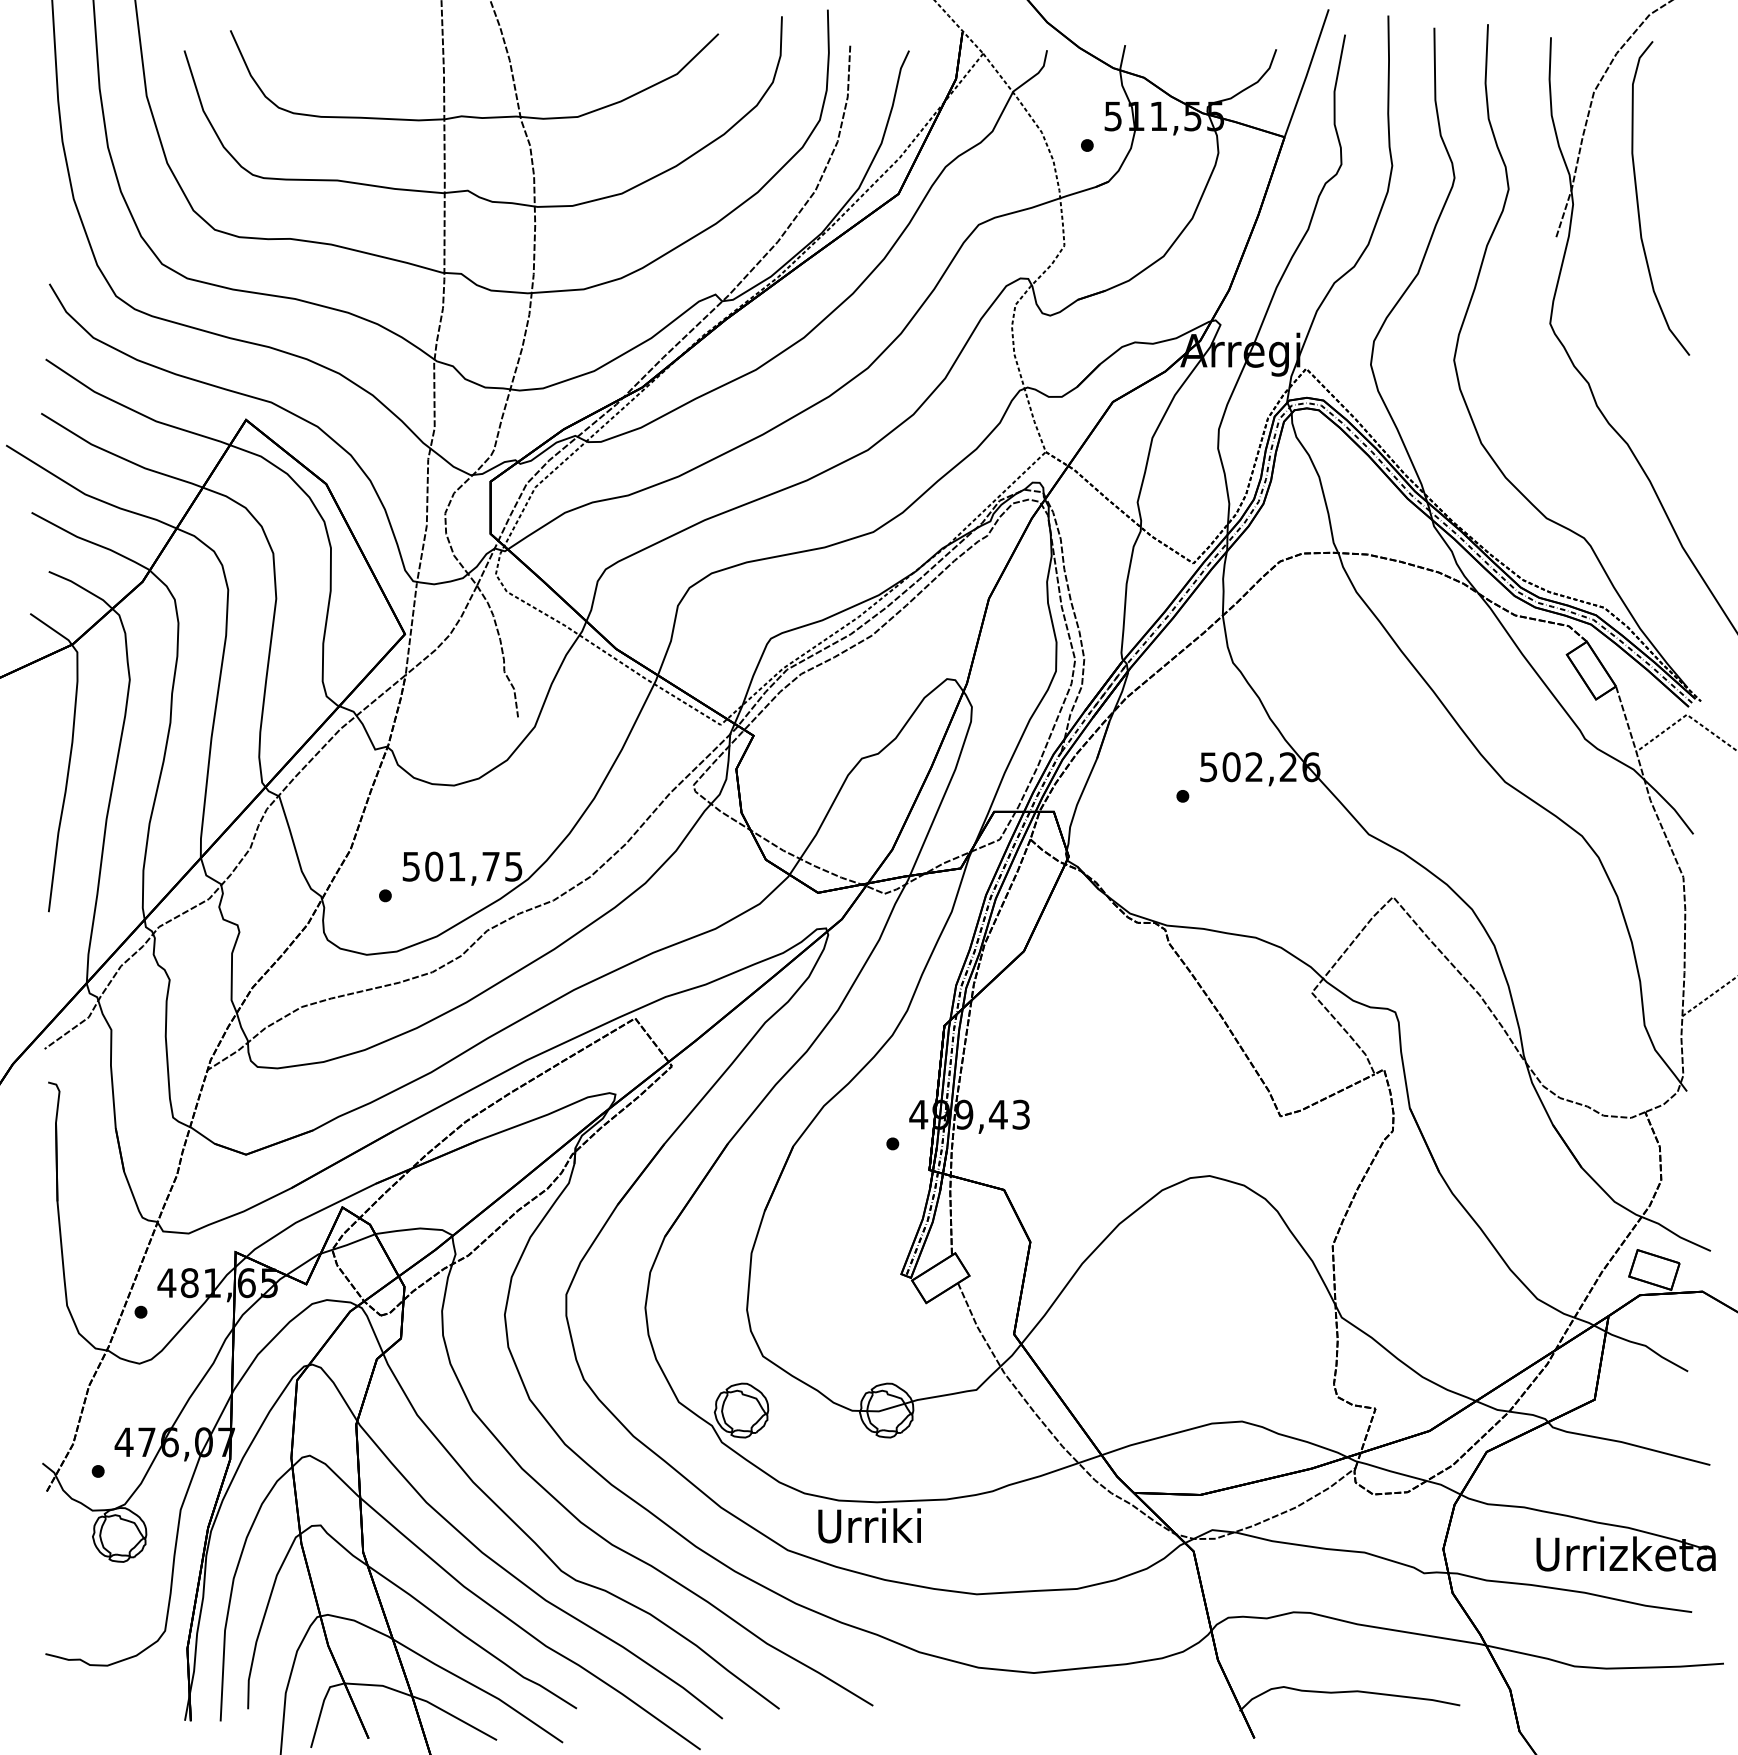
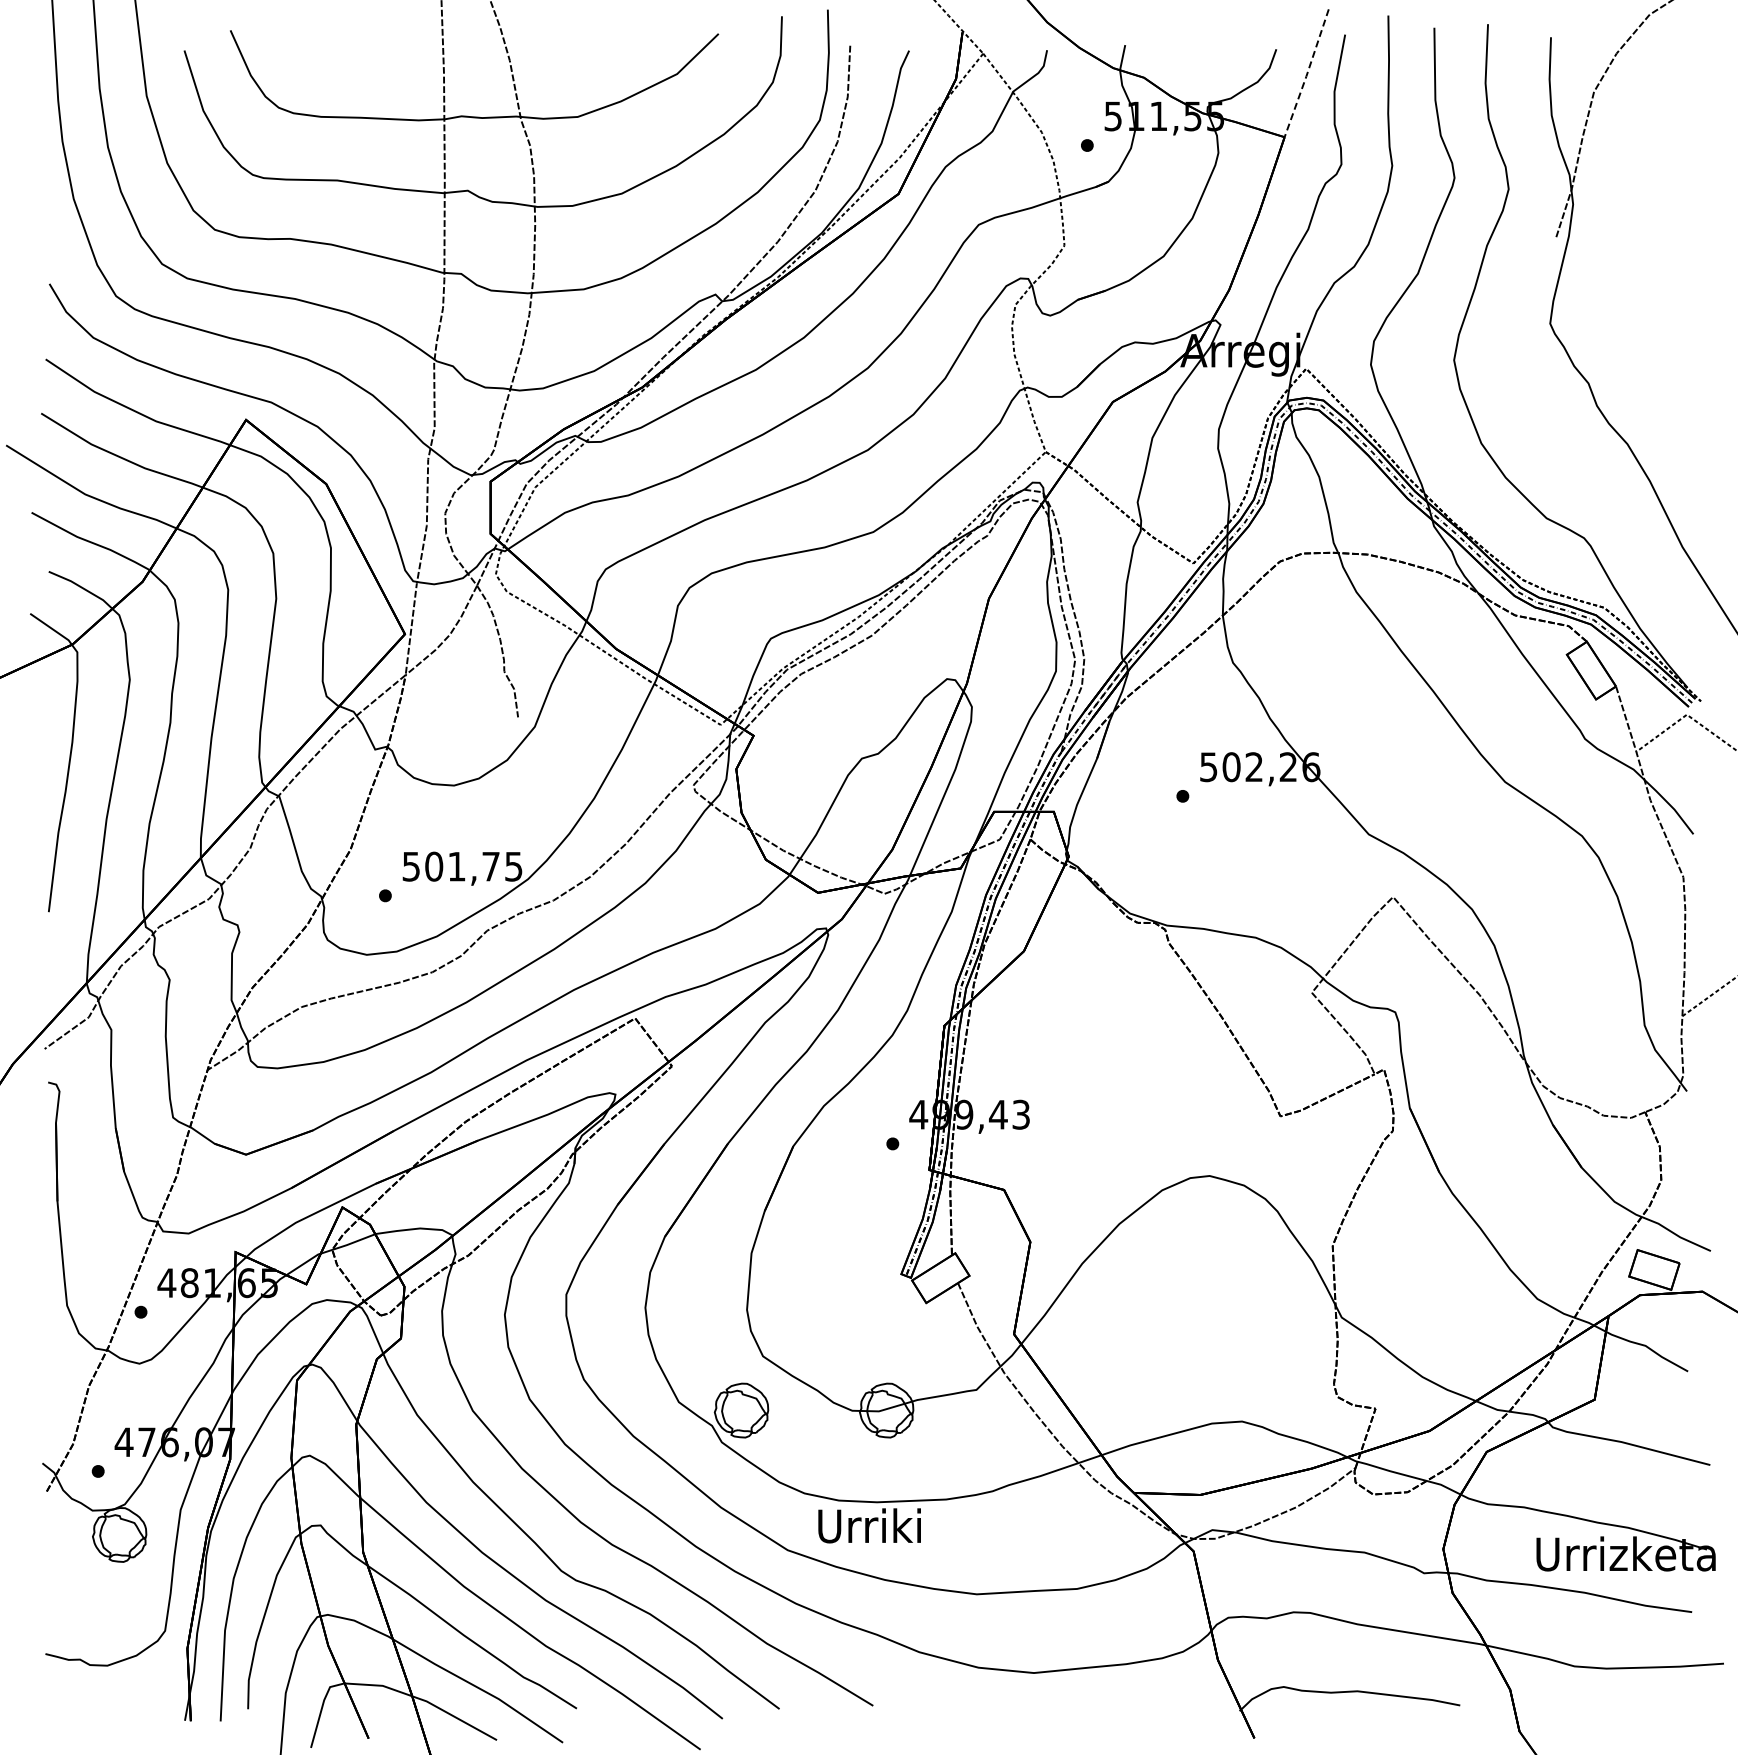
line: solid -> dashed (1307, 74)
curve: present -> none (1638, 199)
